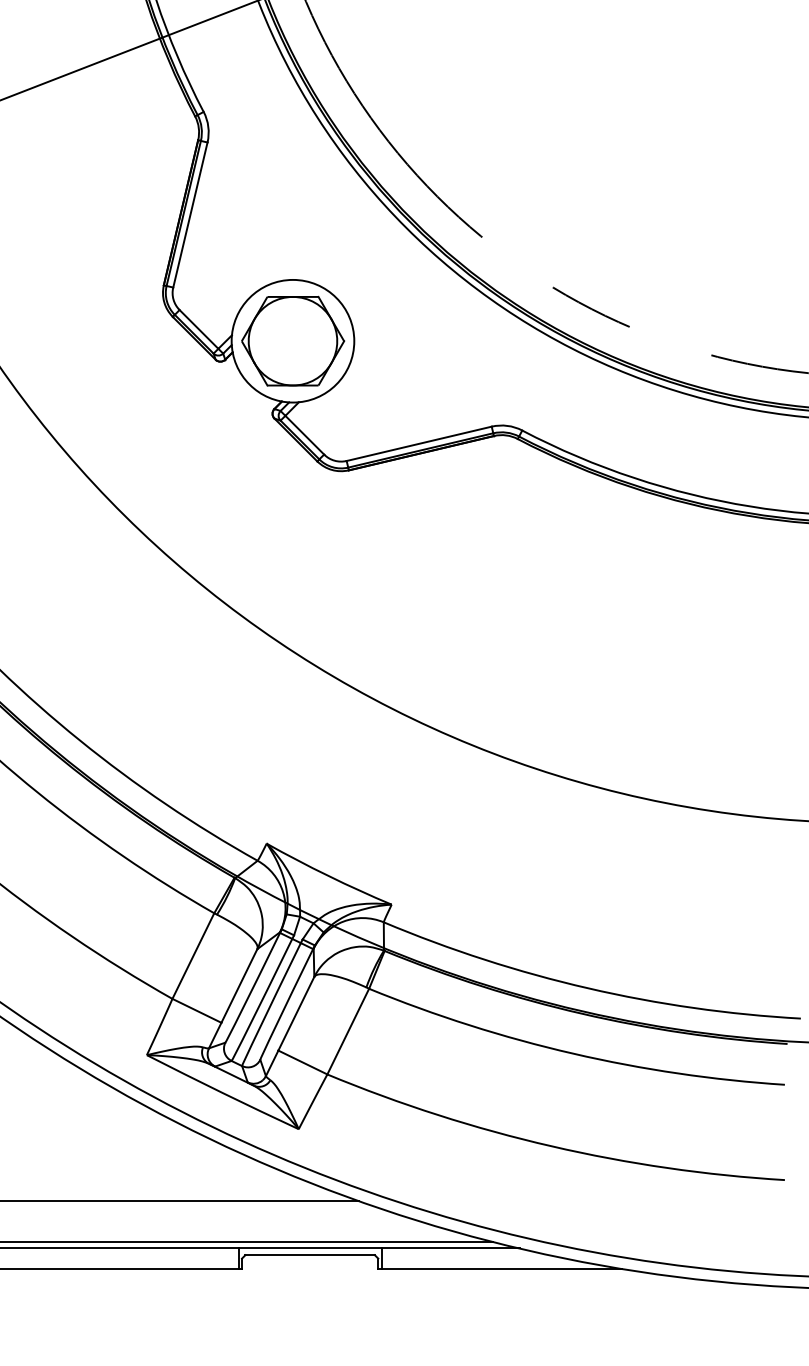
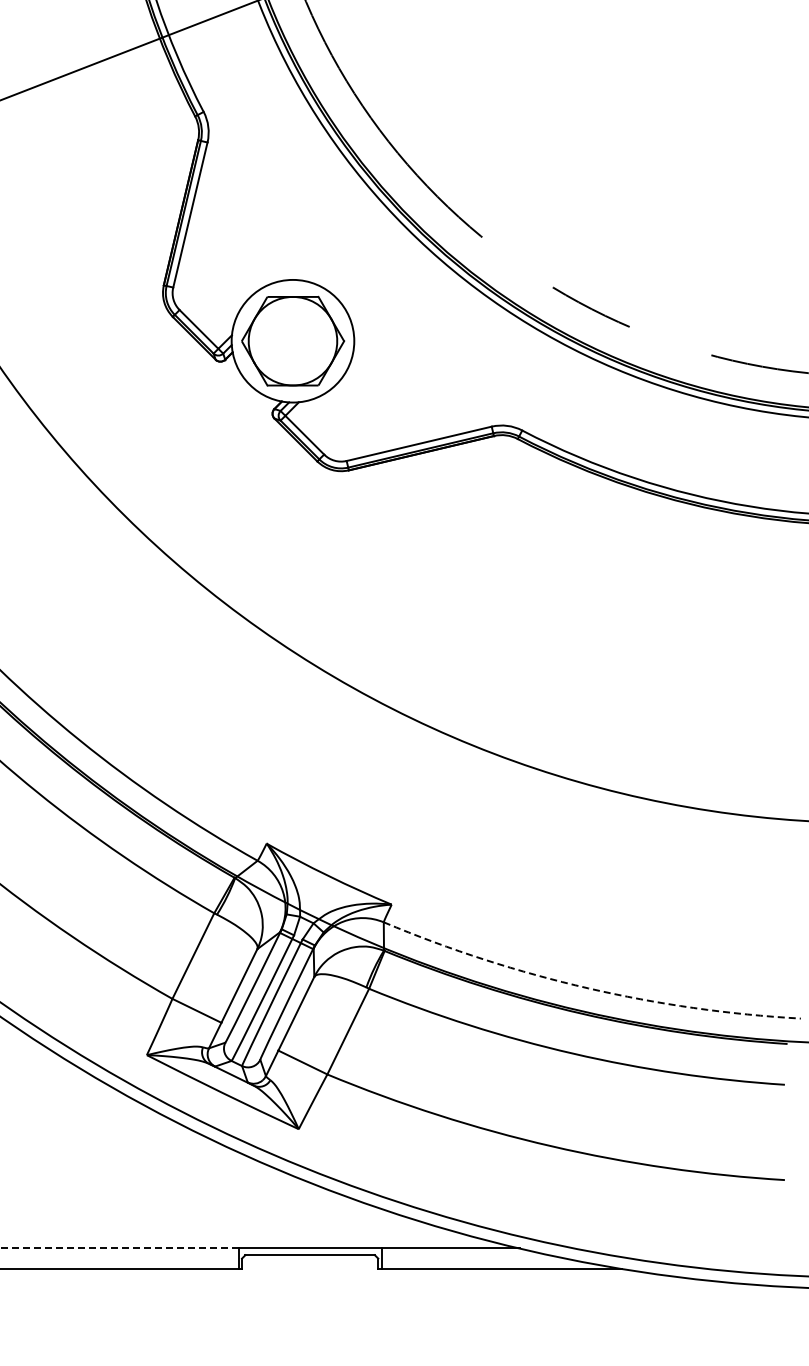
arc: solid -> dashed (588, 988)
line: present -> none (180, 1200)
line: present -> none (247, 1241)
line: solid -> dashed (119, 1248)
